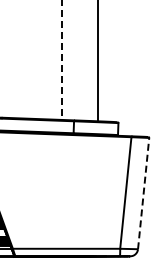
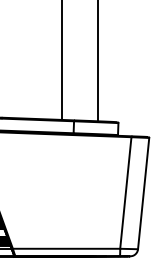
line: dashed -> solid (61, 60)
line: dashed -> solid (143, 193)
